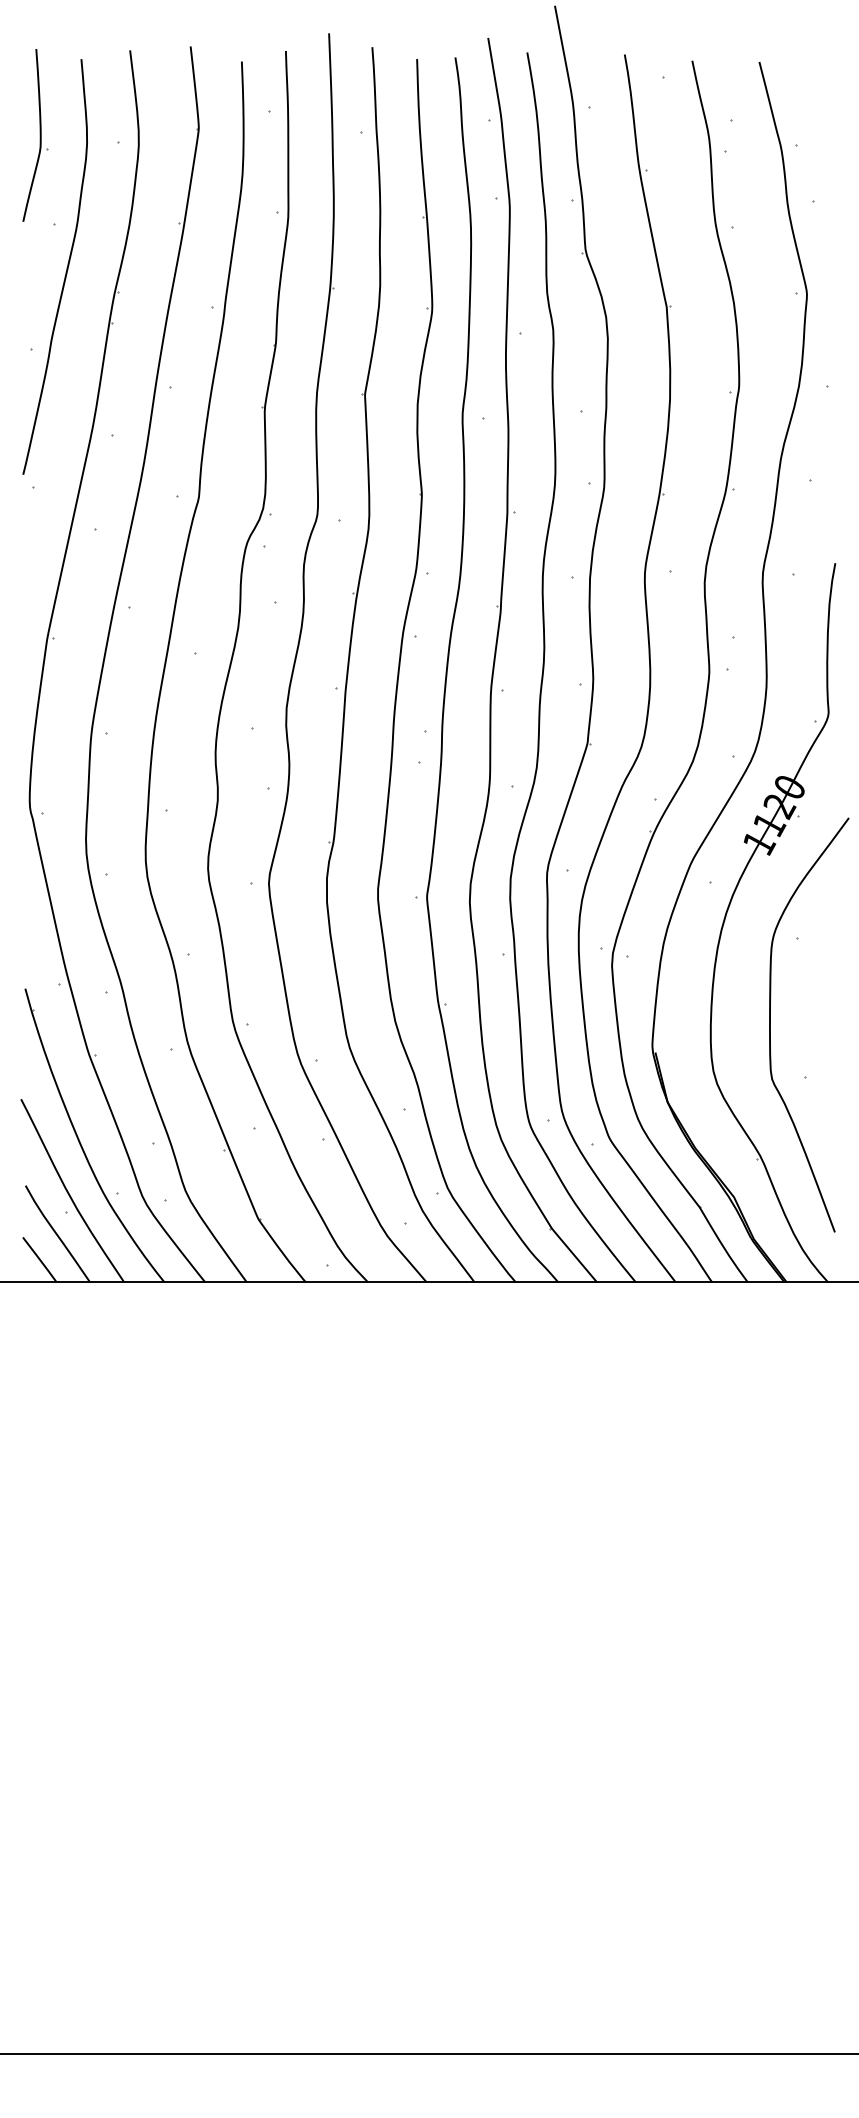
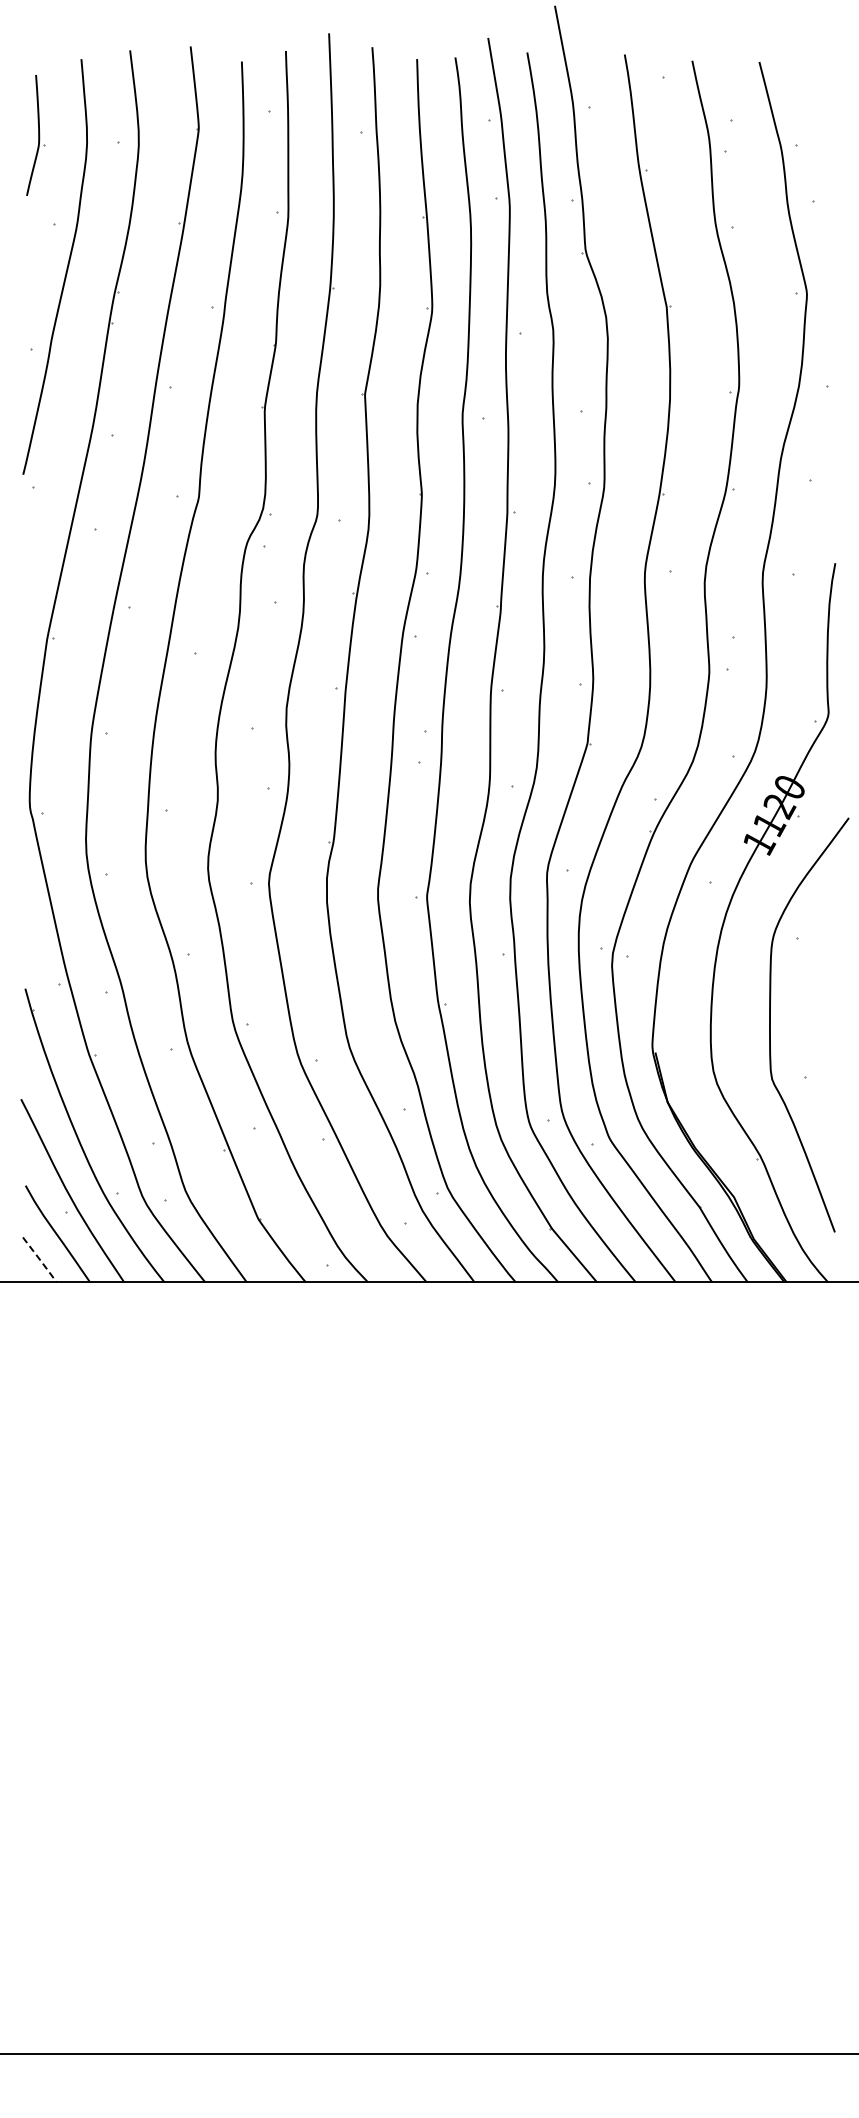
part size: 27x173 px -> 20x121 px (35, 135)
line: solid -> dashed (40, 1260)
